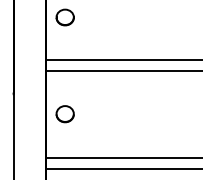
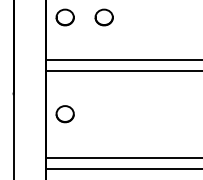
part: none -> present (103, 17)
